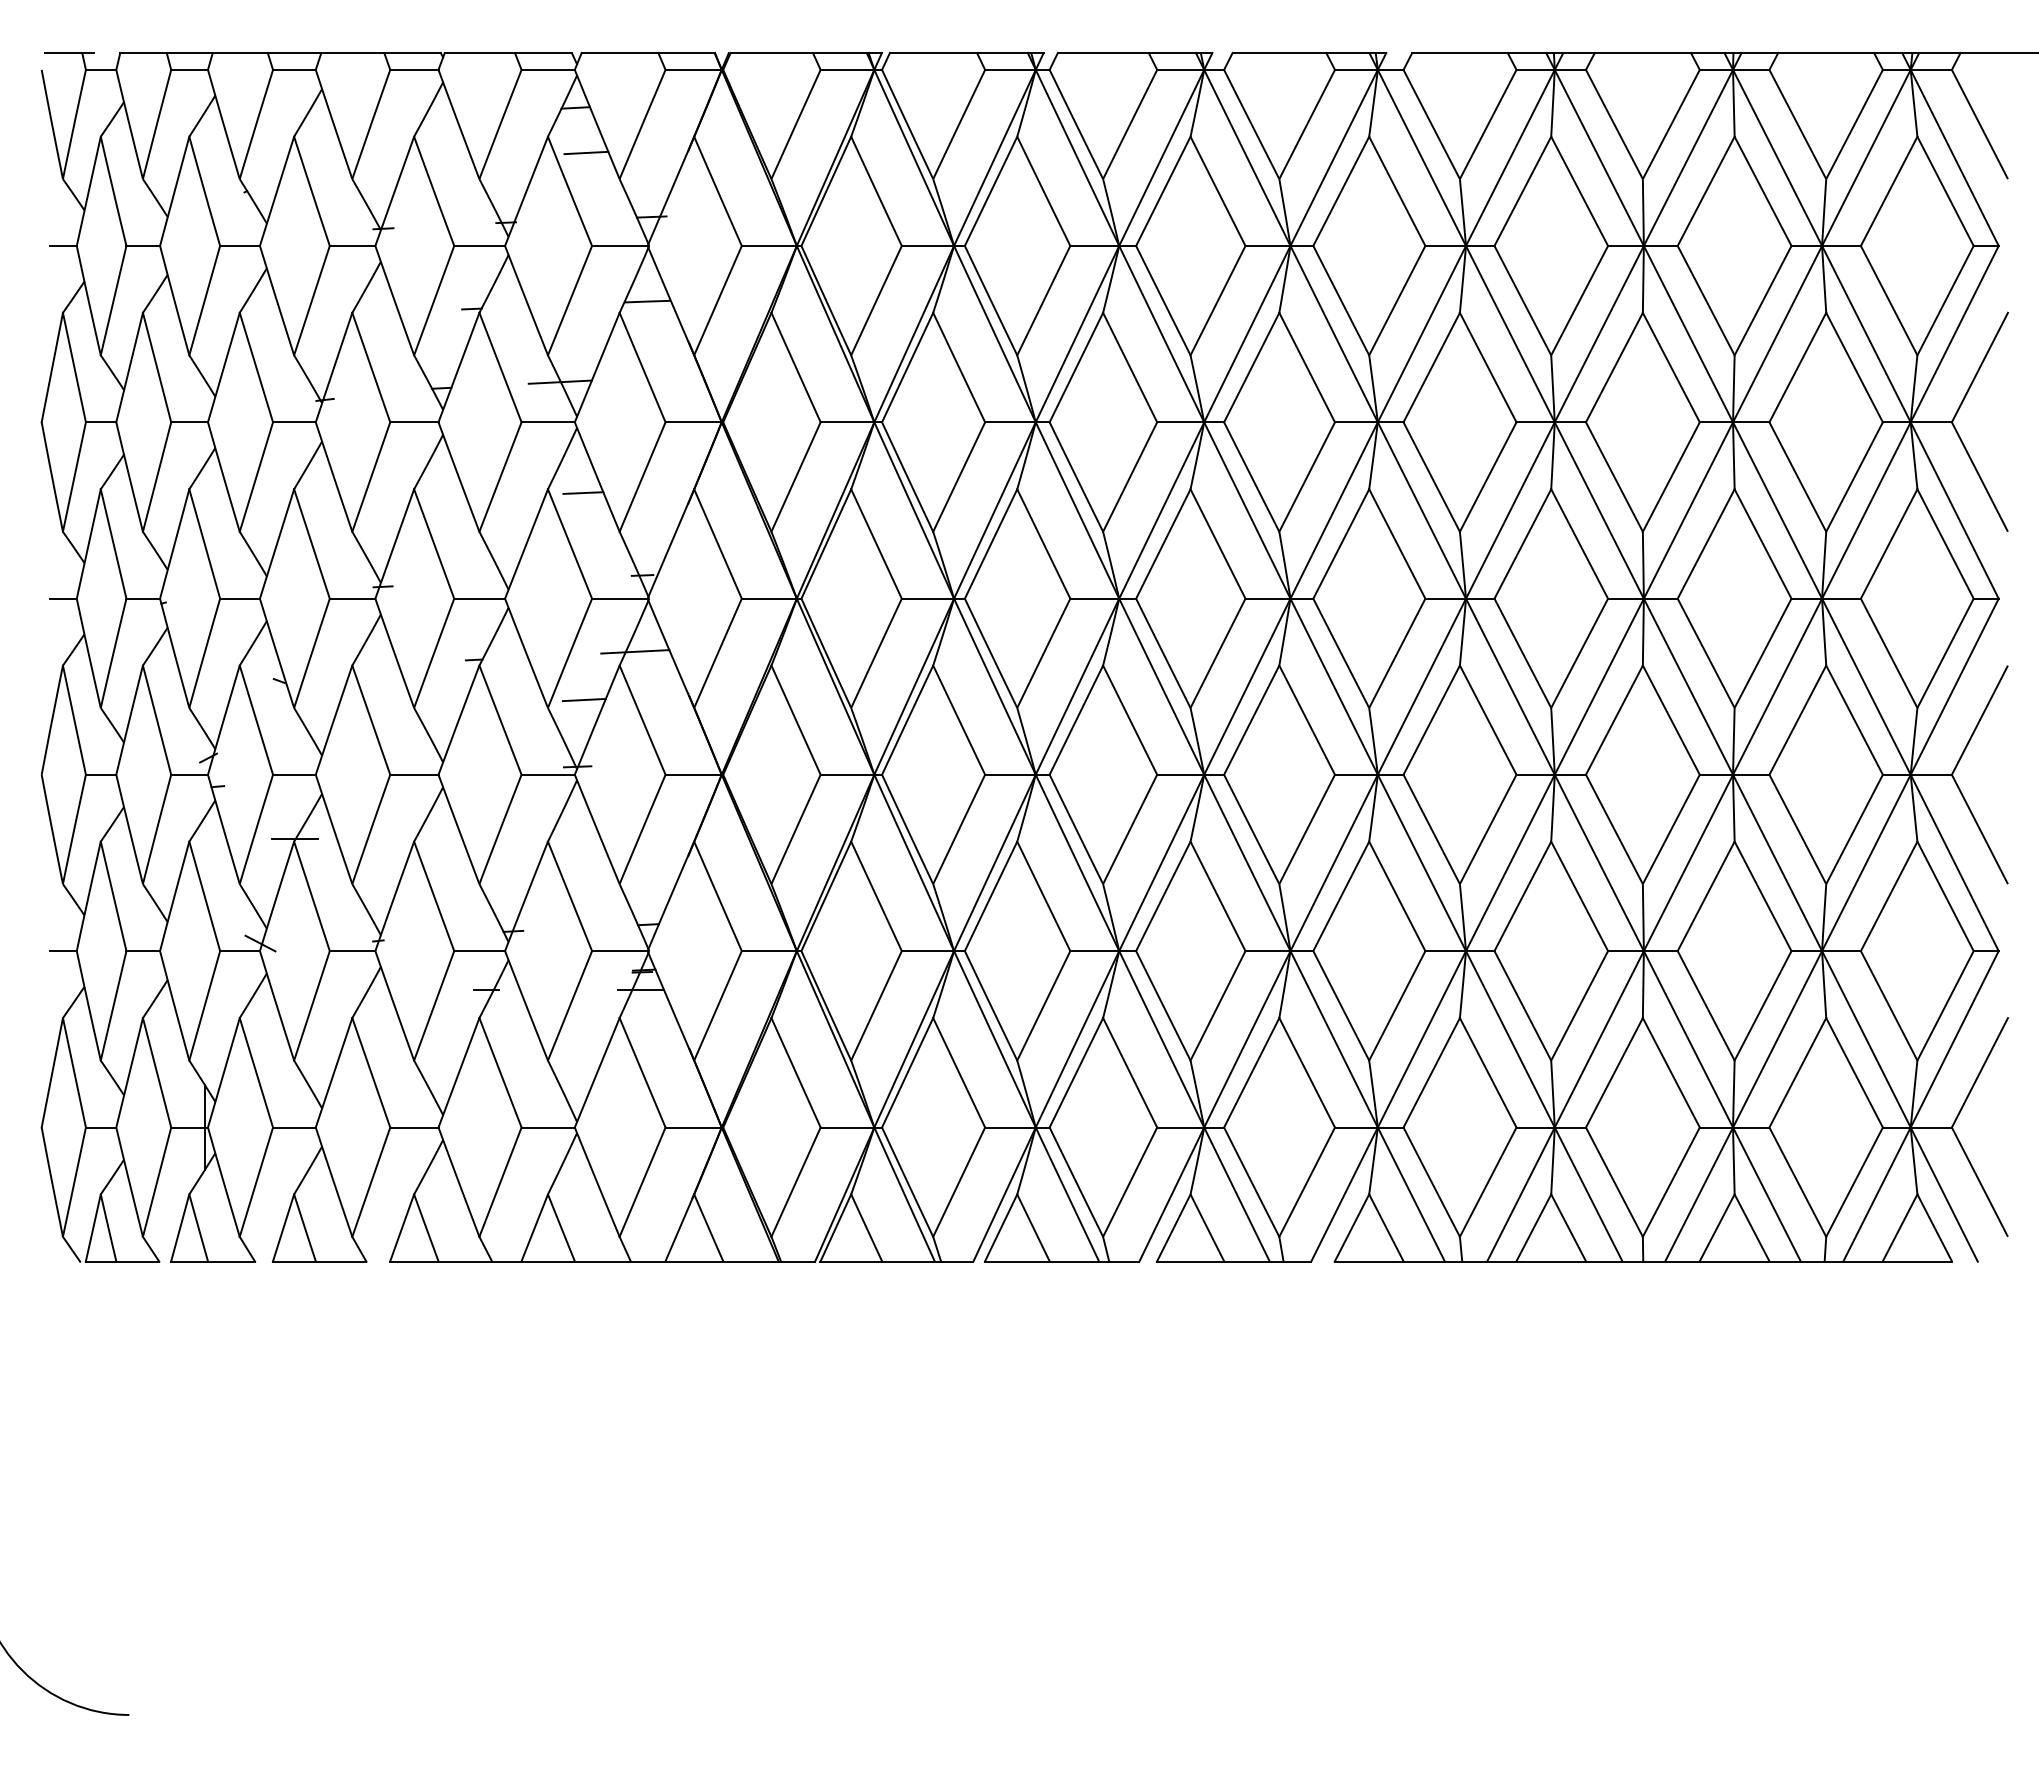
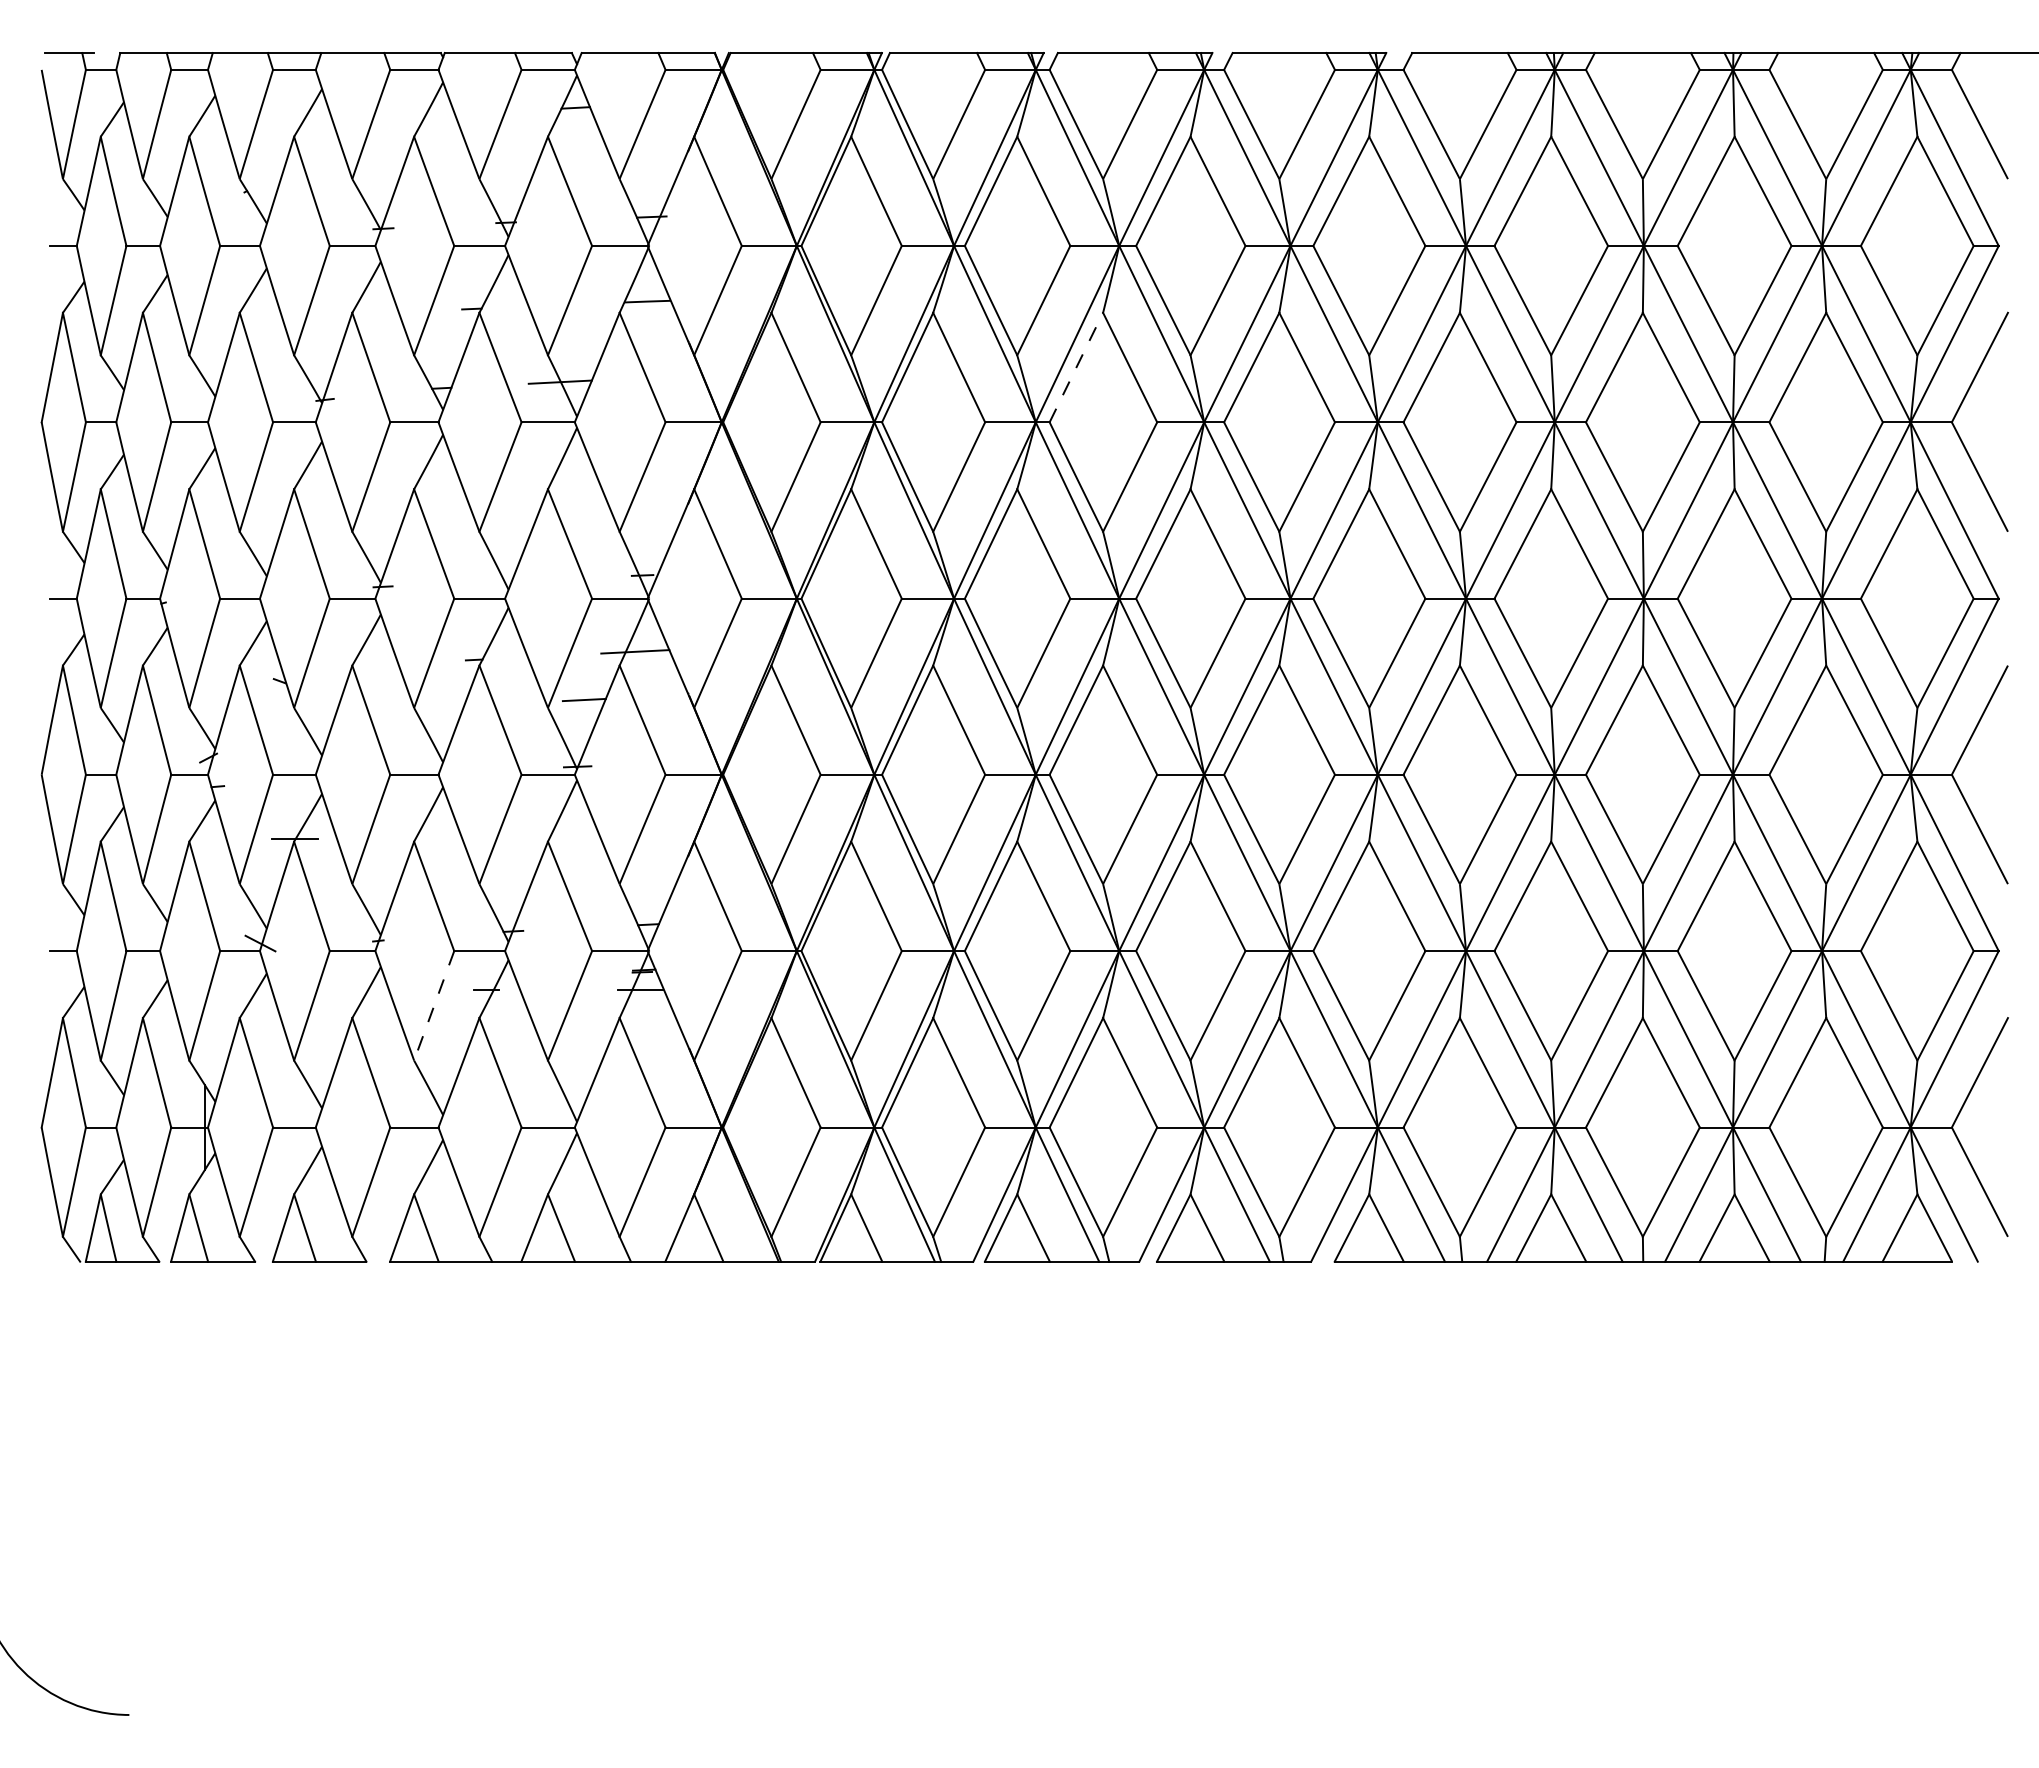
line: present -> none (586, 152)
line: solid -> dashed (1076, 367)
line: present -> none (583, 492)
line: solid -> dashed (434, 1006)
